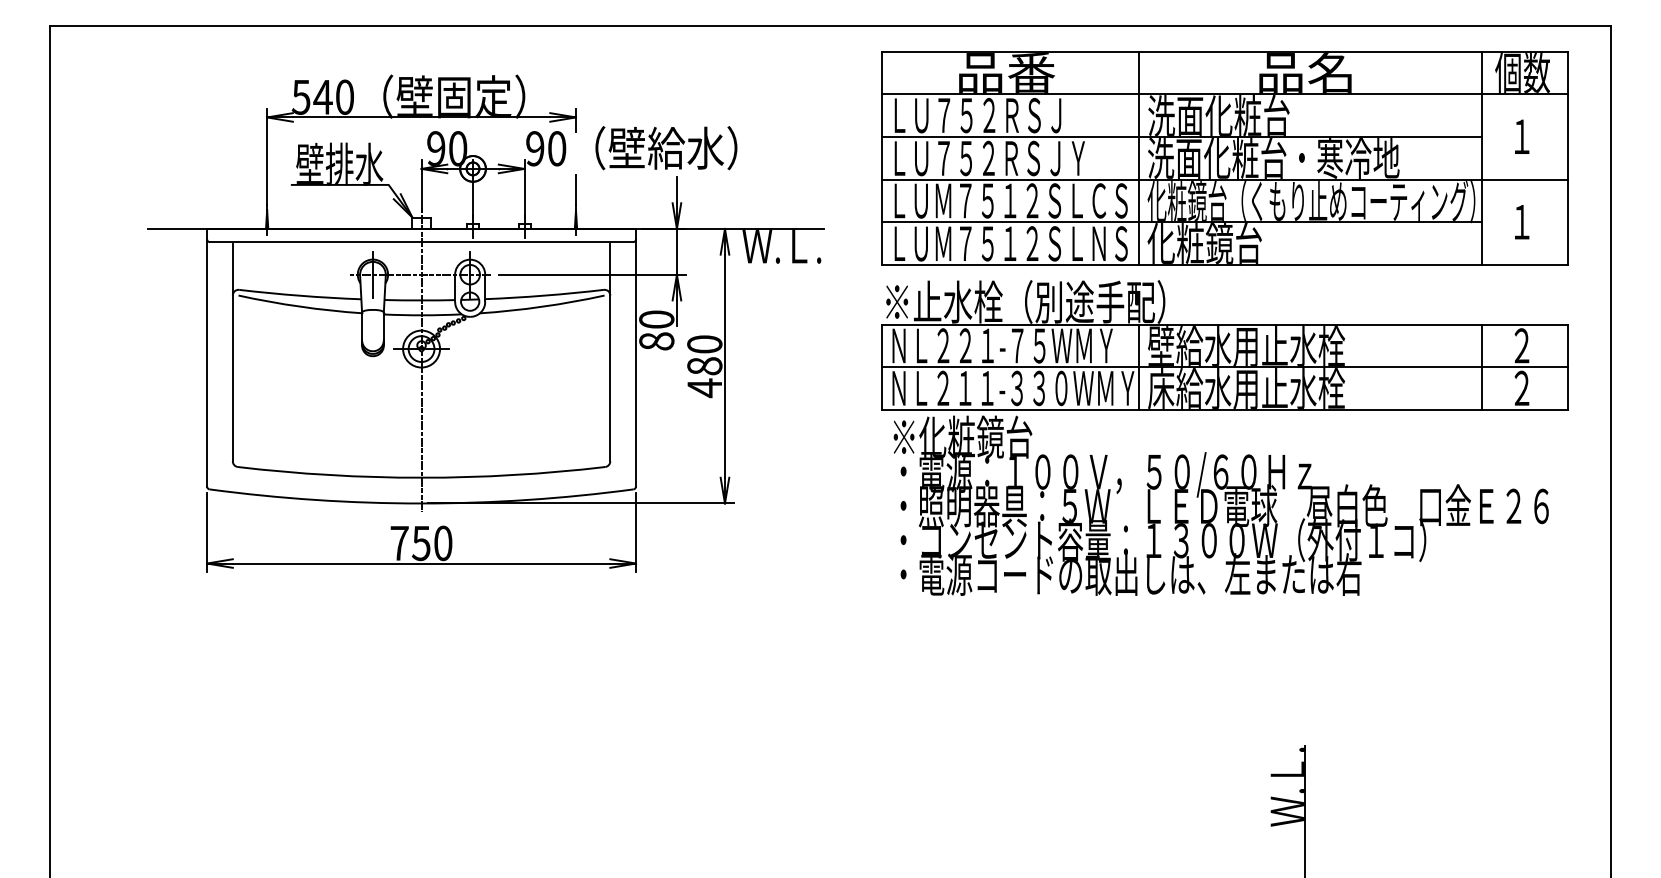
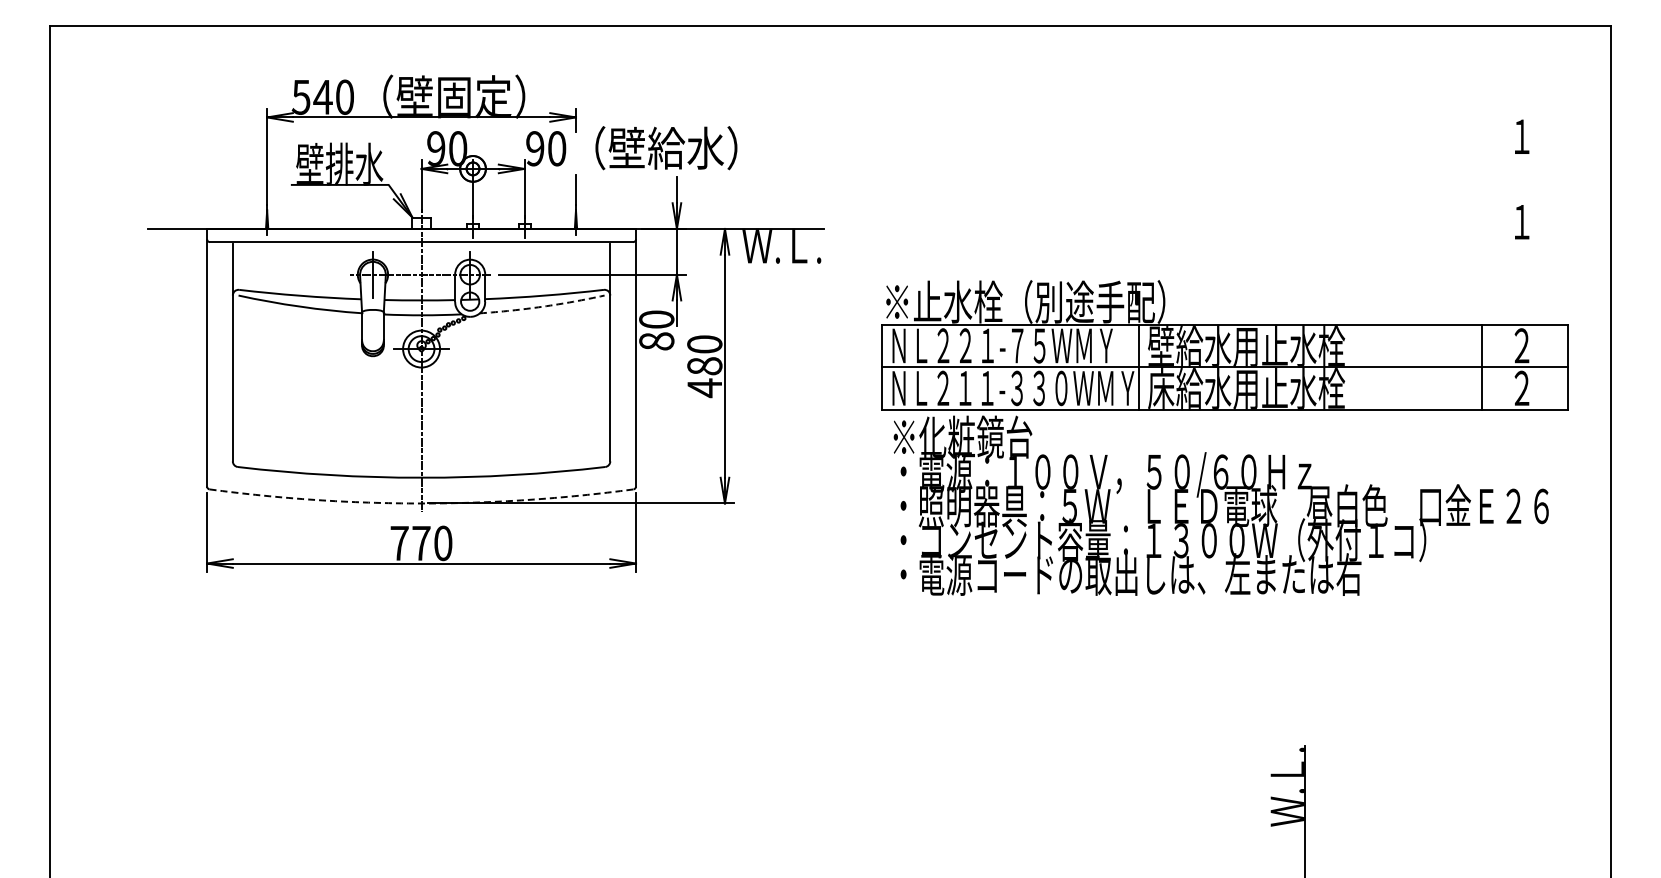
part: present -> none (1224, 158)
arc: solid -> dashed (542, 306)
arc: solid -> dashed (421, 503)
text: 750 -> 770 (420, 543)
